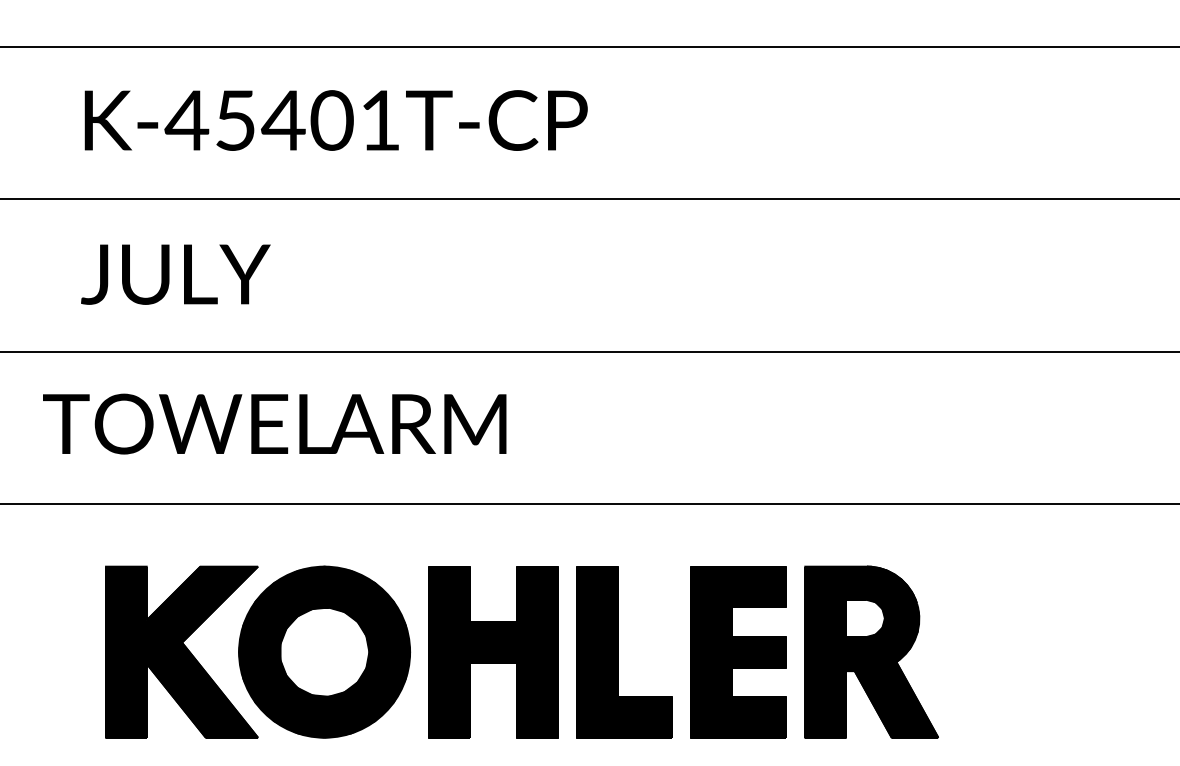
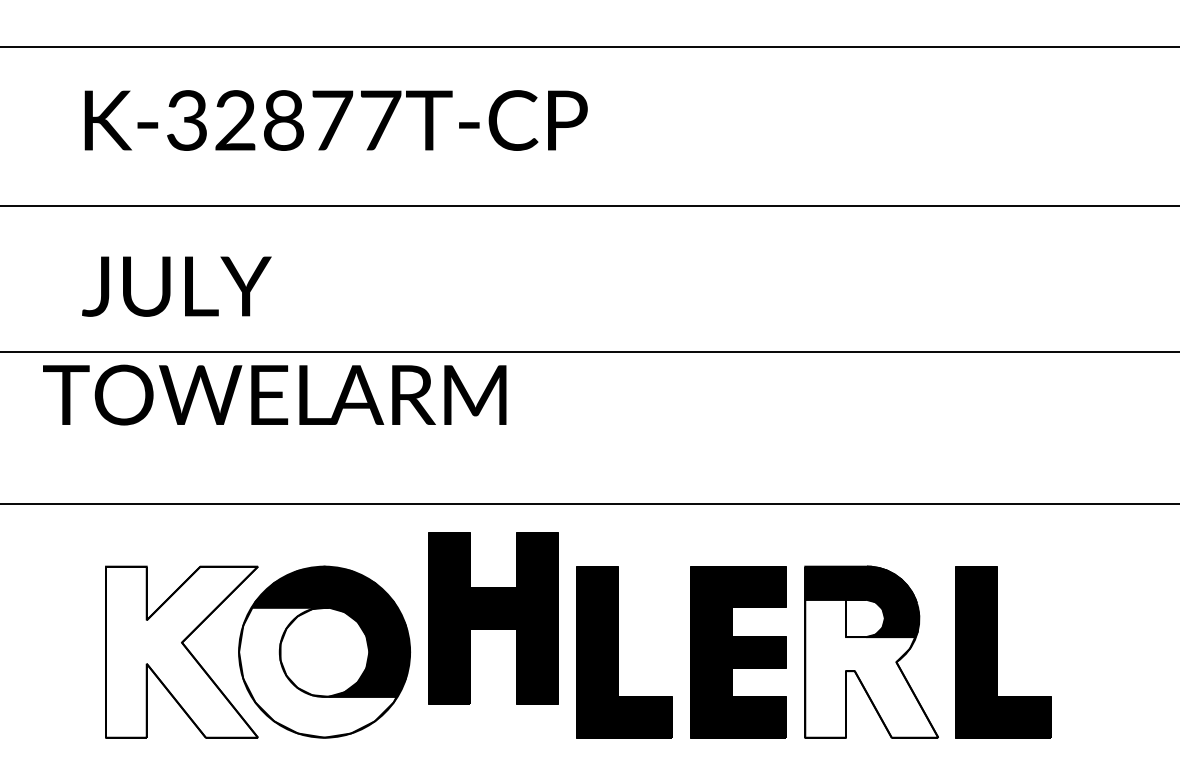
text: K-45401T-CP -> K-32877T-CP (282, 120)
line position: (589, 199) -> (589, 206) (589, 206)
text position: (175, 274) -> (176, 286) (176, 286)
text position: (274, 423) -> (274, 394) (274, 394)
fill: present -> none (182, 651)
part position: (493, 652) -> (493, 618) (493, 618)
part: none -> present (1003, 652)
fill: present -> none (871, 668)
fill: present -> none (317, 672)
